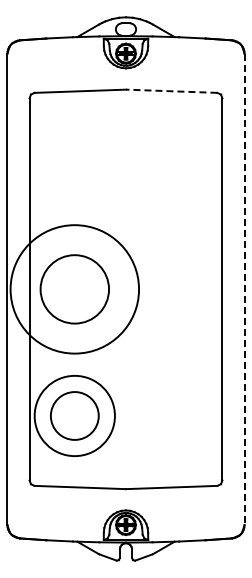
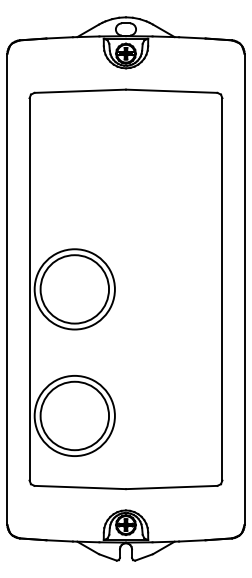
line: dashed -> solid (171, 91)
circle diameter: 128 px -> 80 px (74, 289)
line: dashed -> solid (244, 289)
circle diameter: 48 px -> 68 px (74, 415)
